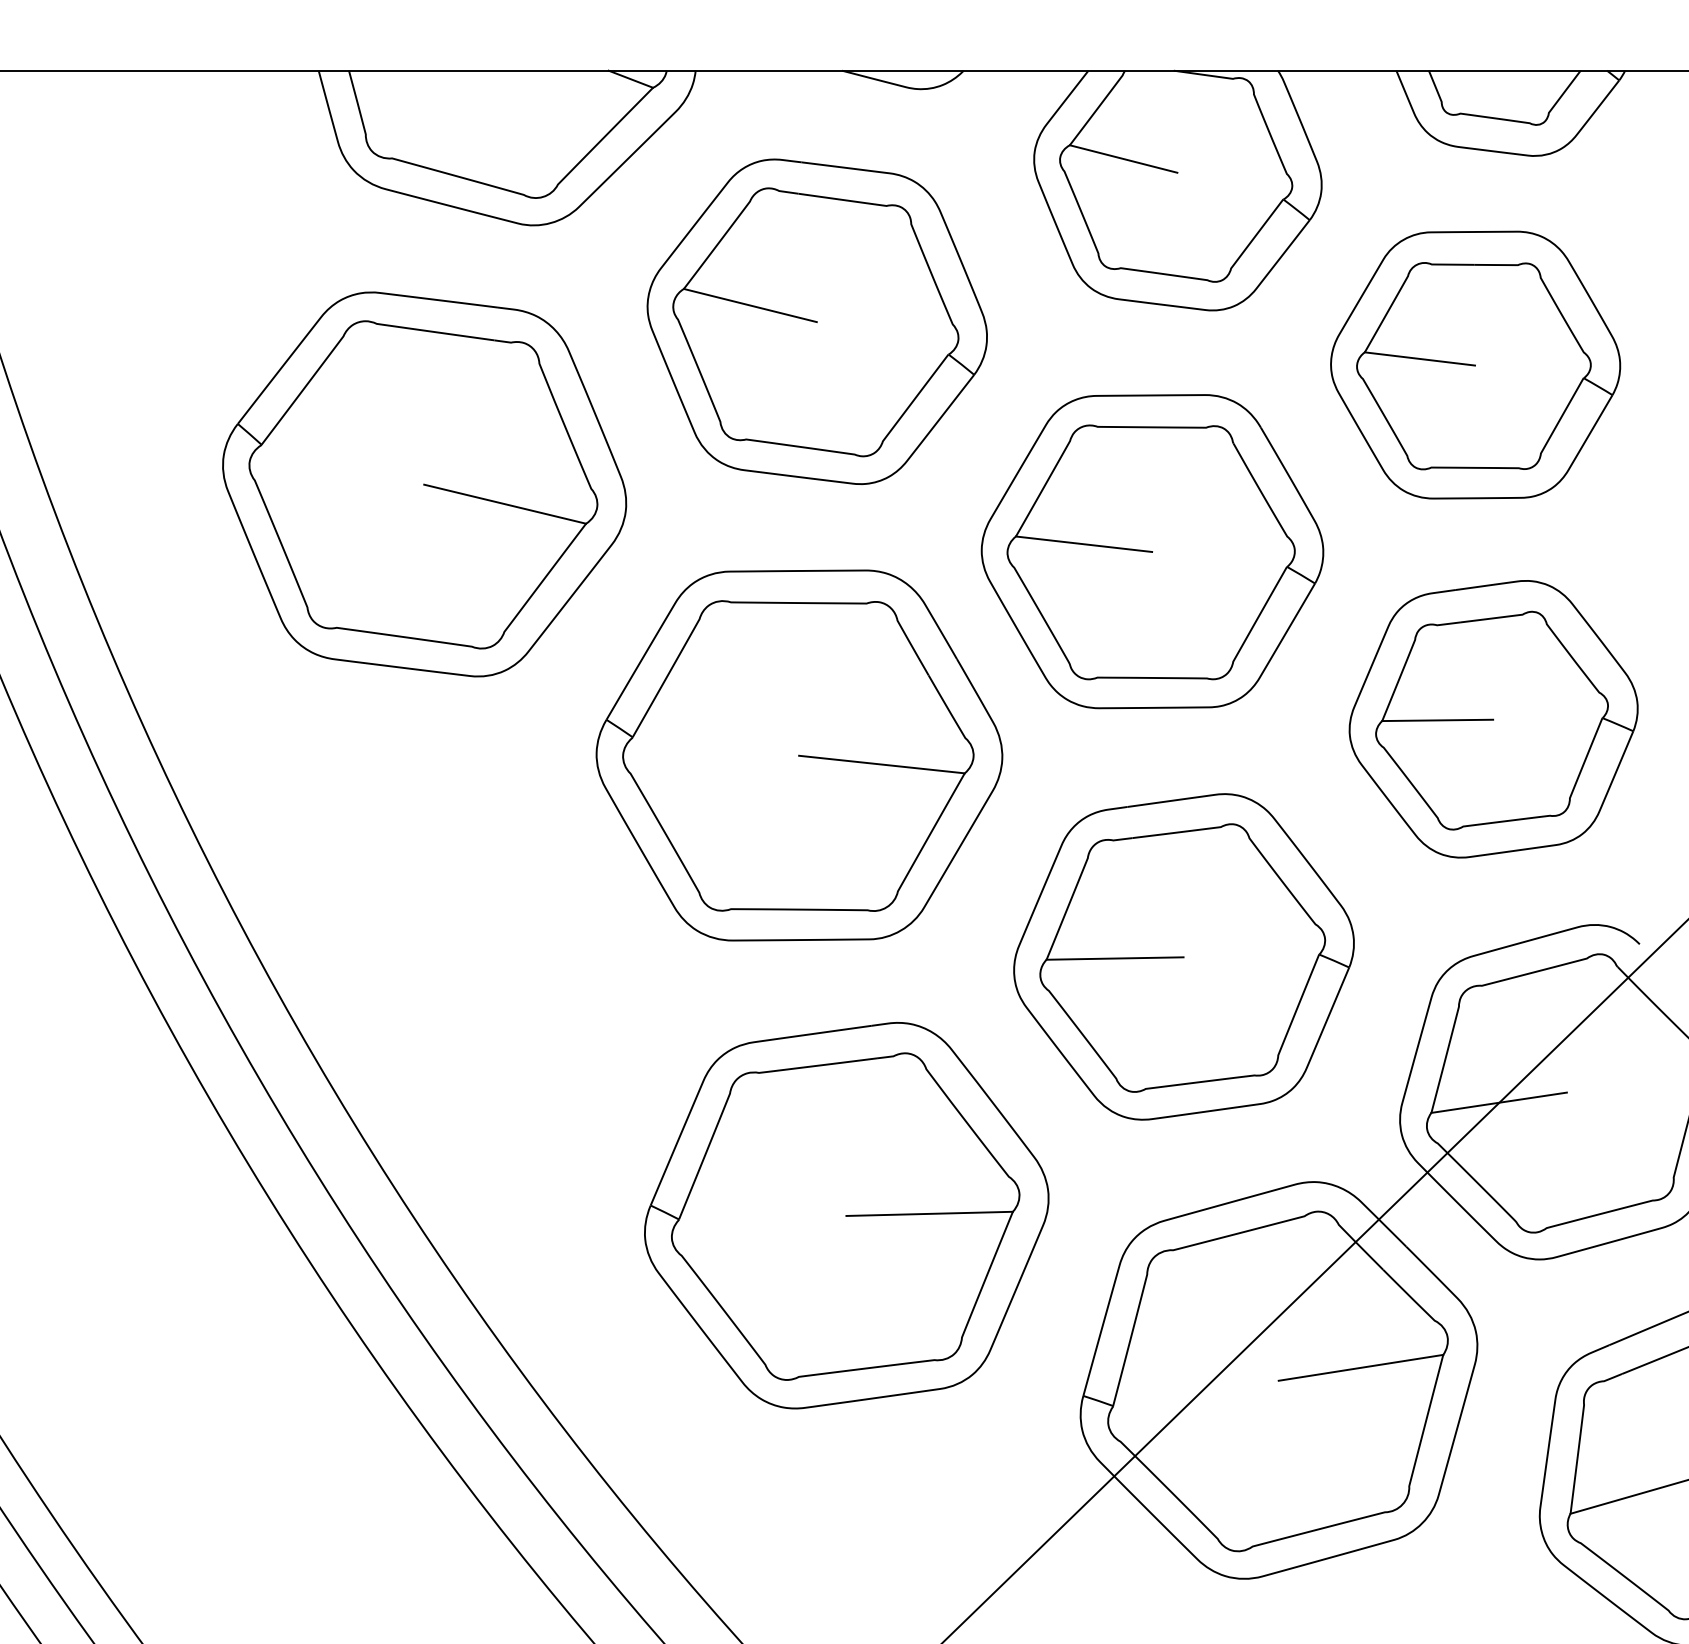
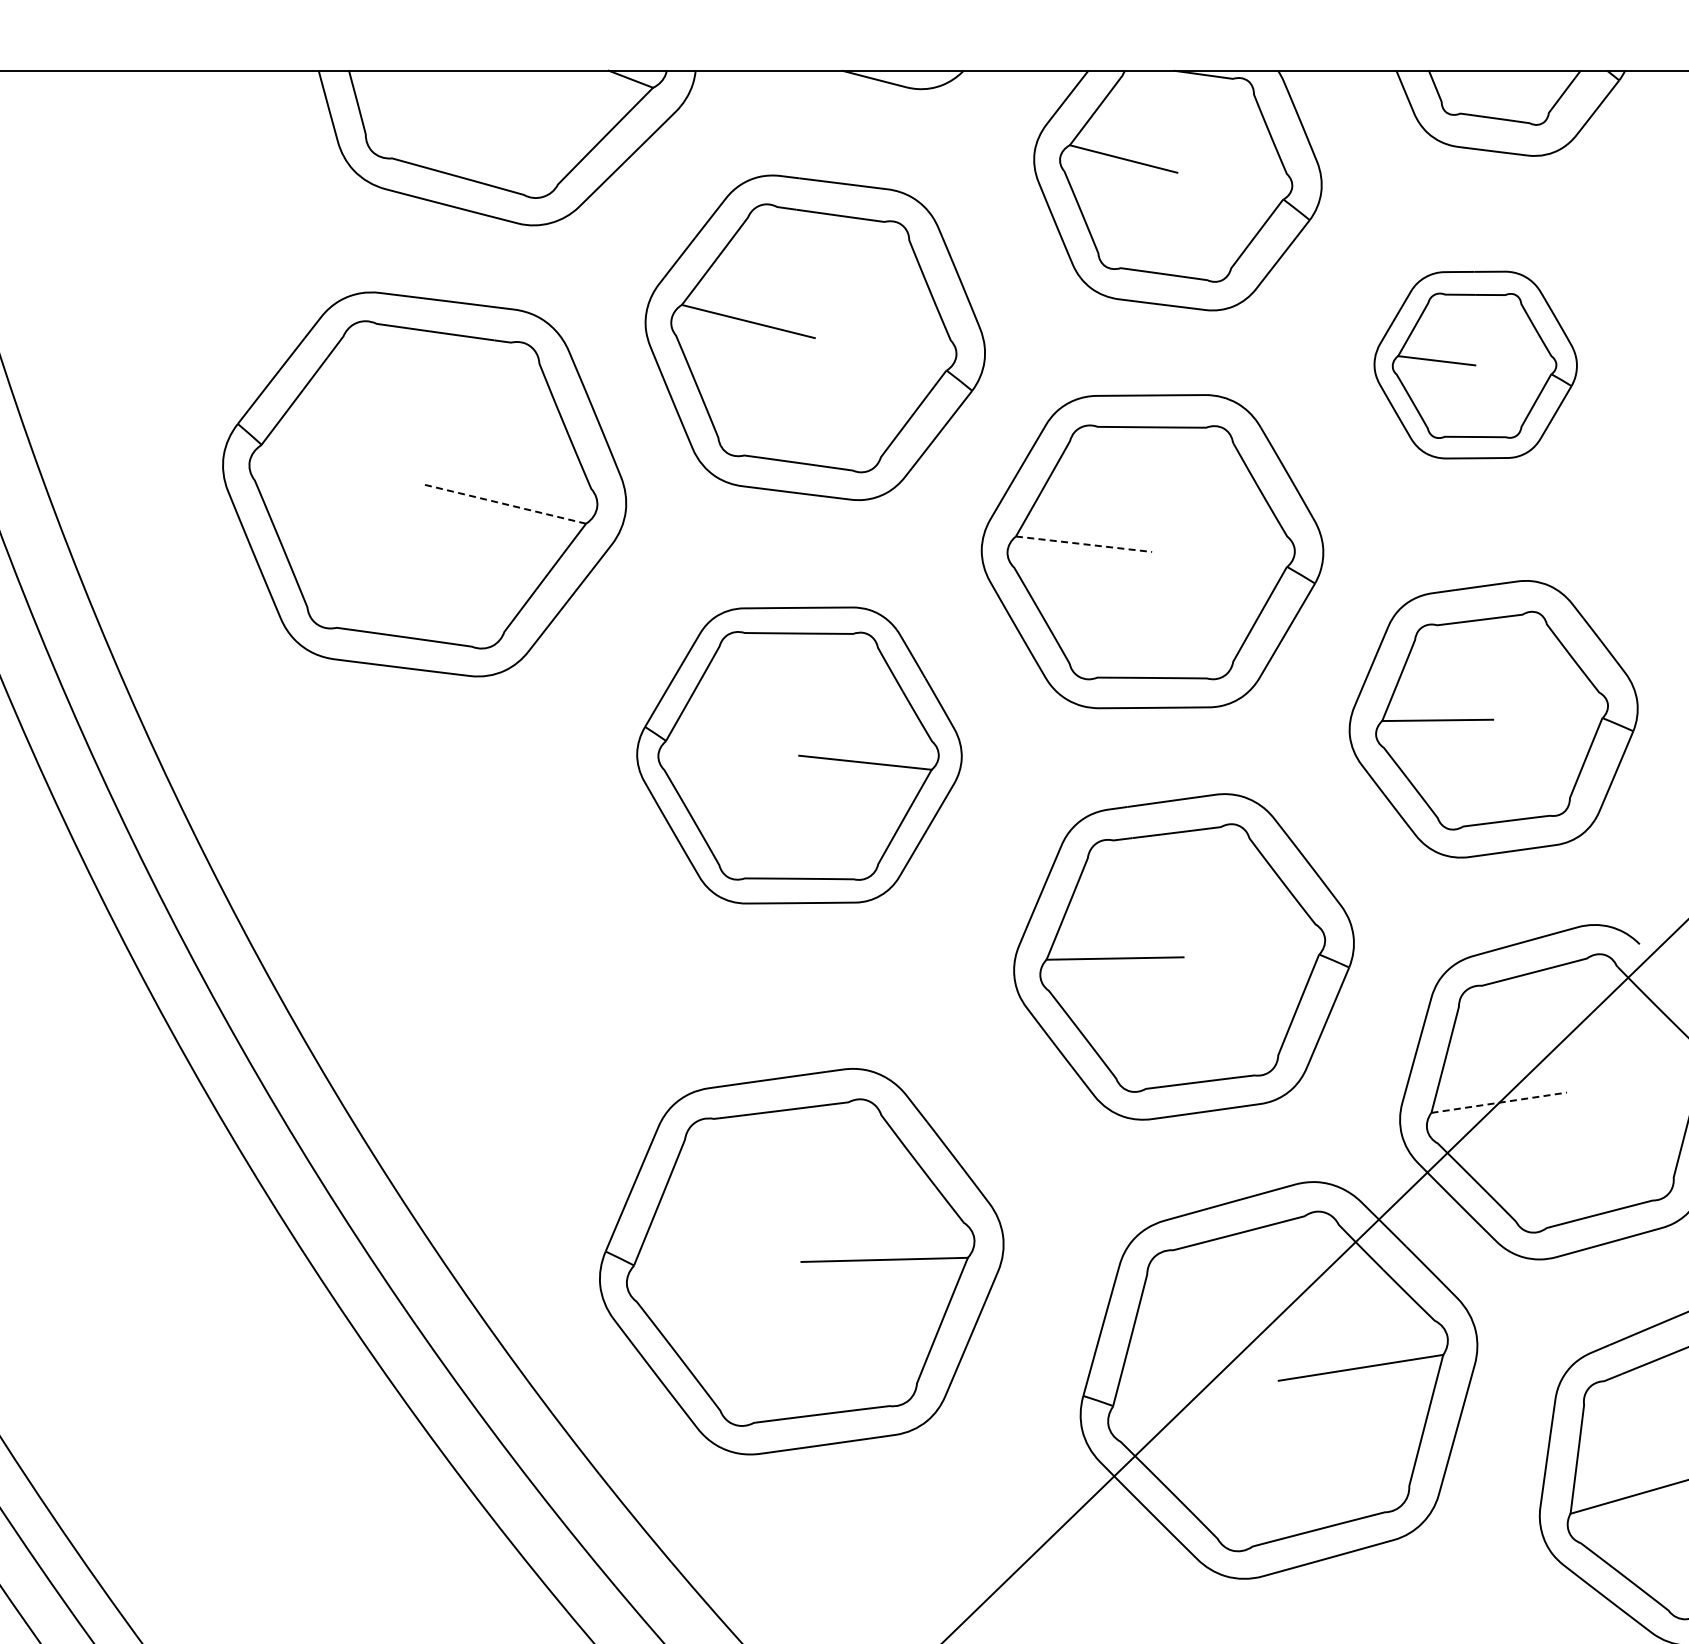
part position: (816, 321) -> (814, 337) (814, 337)
part size: 292x270 px -> 205x190 px (1475, 364)
line: solid -> dashed (504, 504)
line: solid -> dashed (1084, 544)
part size: 409x373 px -> 327x299 px (799, 755)
line: solid -> dashed (1499, 1102)
part position: (846, 1215) -> (801, 1261) (801, 1261)
